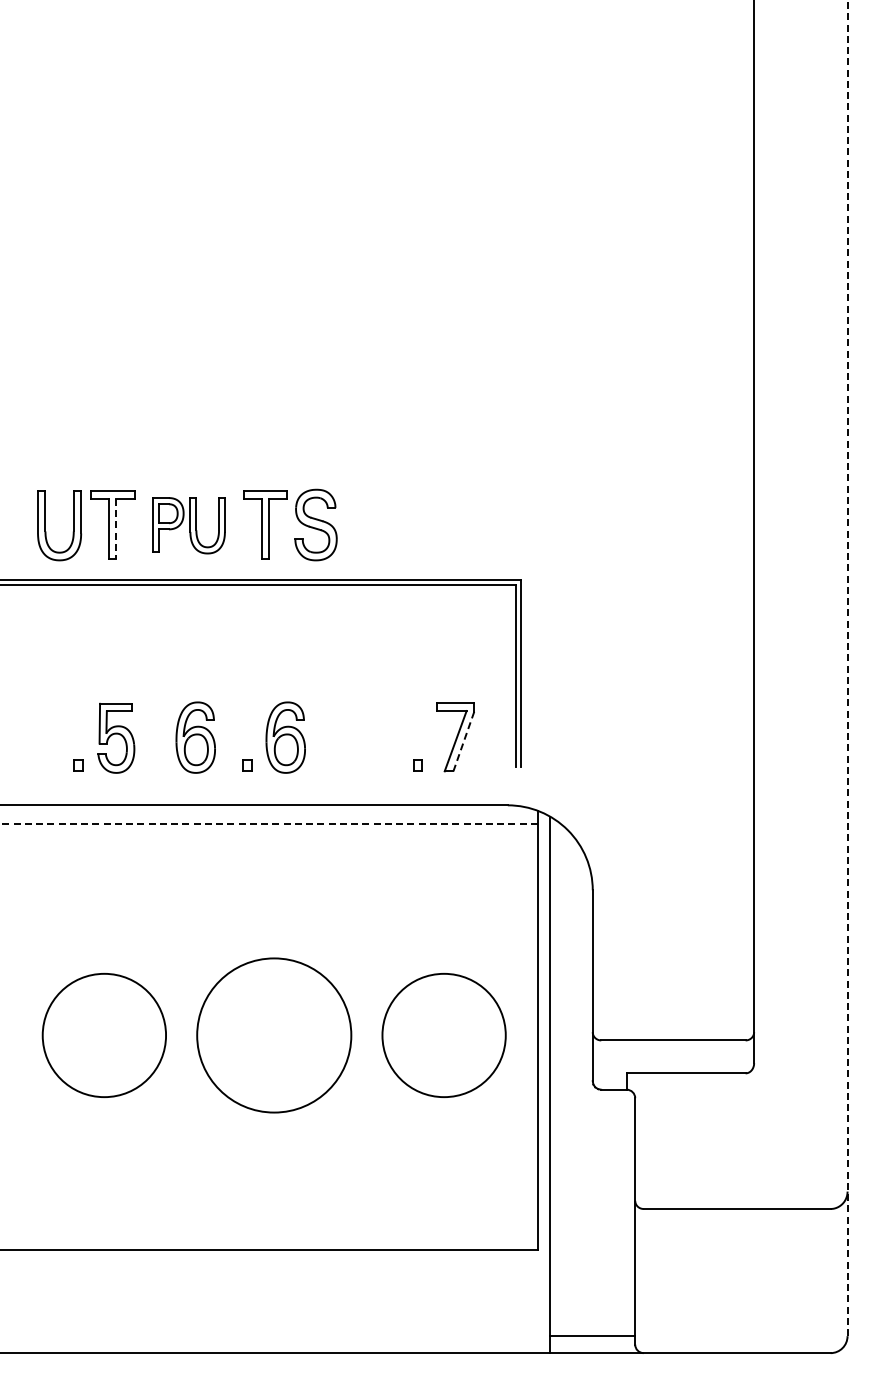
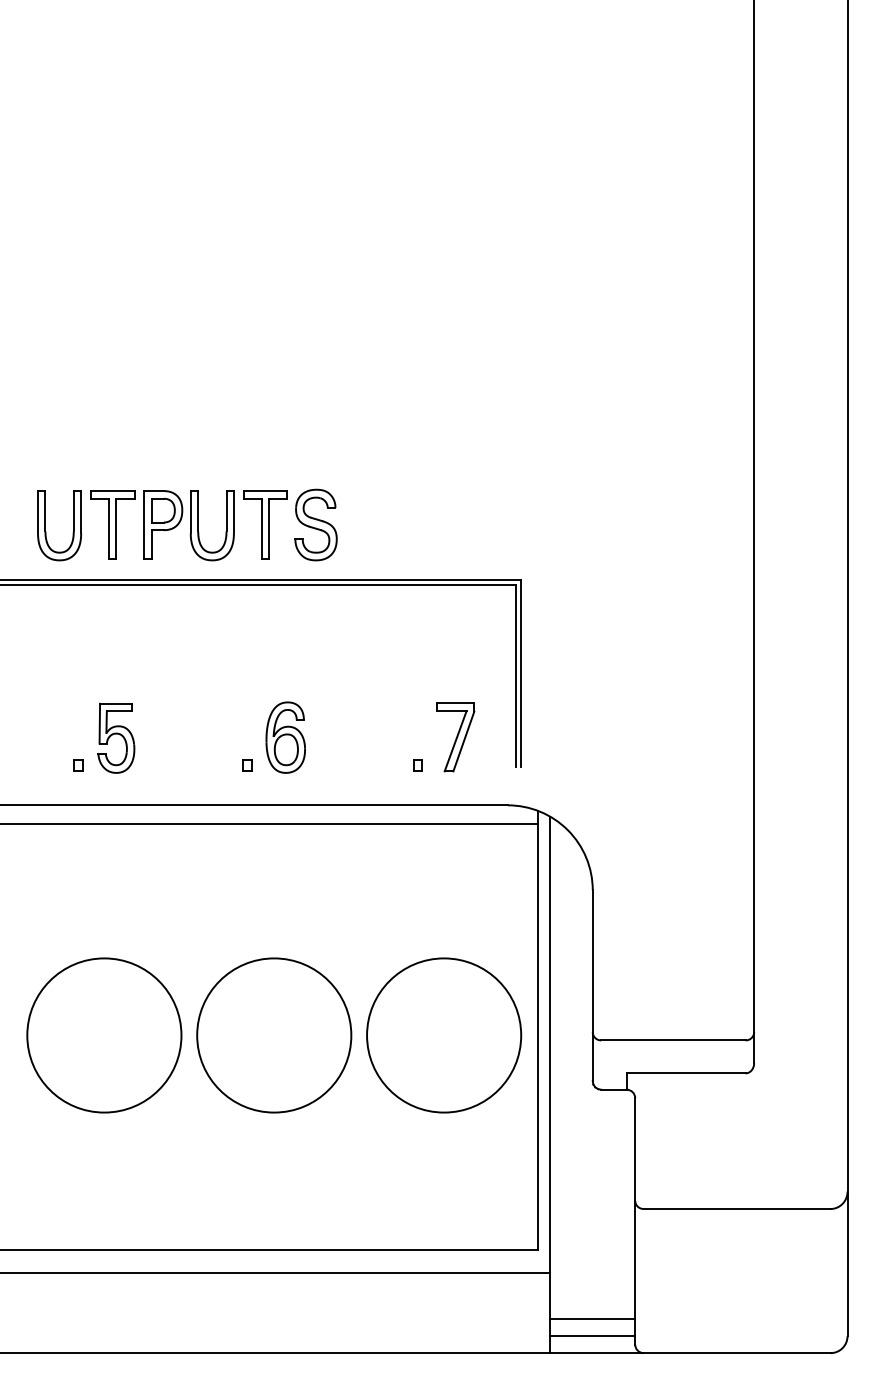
part size: 74x58 px -> 92x72 px (188, 525)
line: dashed -> solid (116, 529)
line: dashed -> solid (847, 668)
part: present -> none (195, 737)
line: dashed -> solid (463, 741)
line: dashed -> solid (269, 824)
circle diameter: 123 px -> 154 px (104, 1035)
circle diameter: 123 px -> 154 px (444, 1035)
line: none -> present (276, 1273)
line: none -> present (592, 1319)
